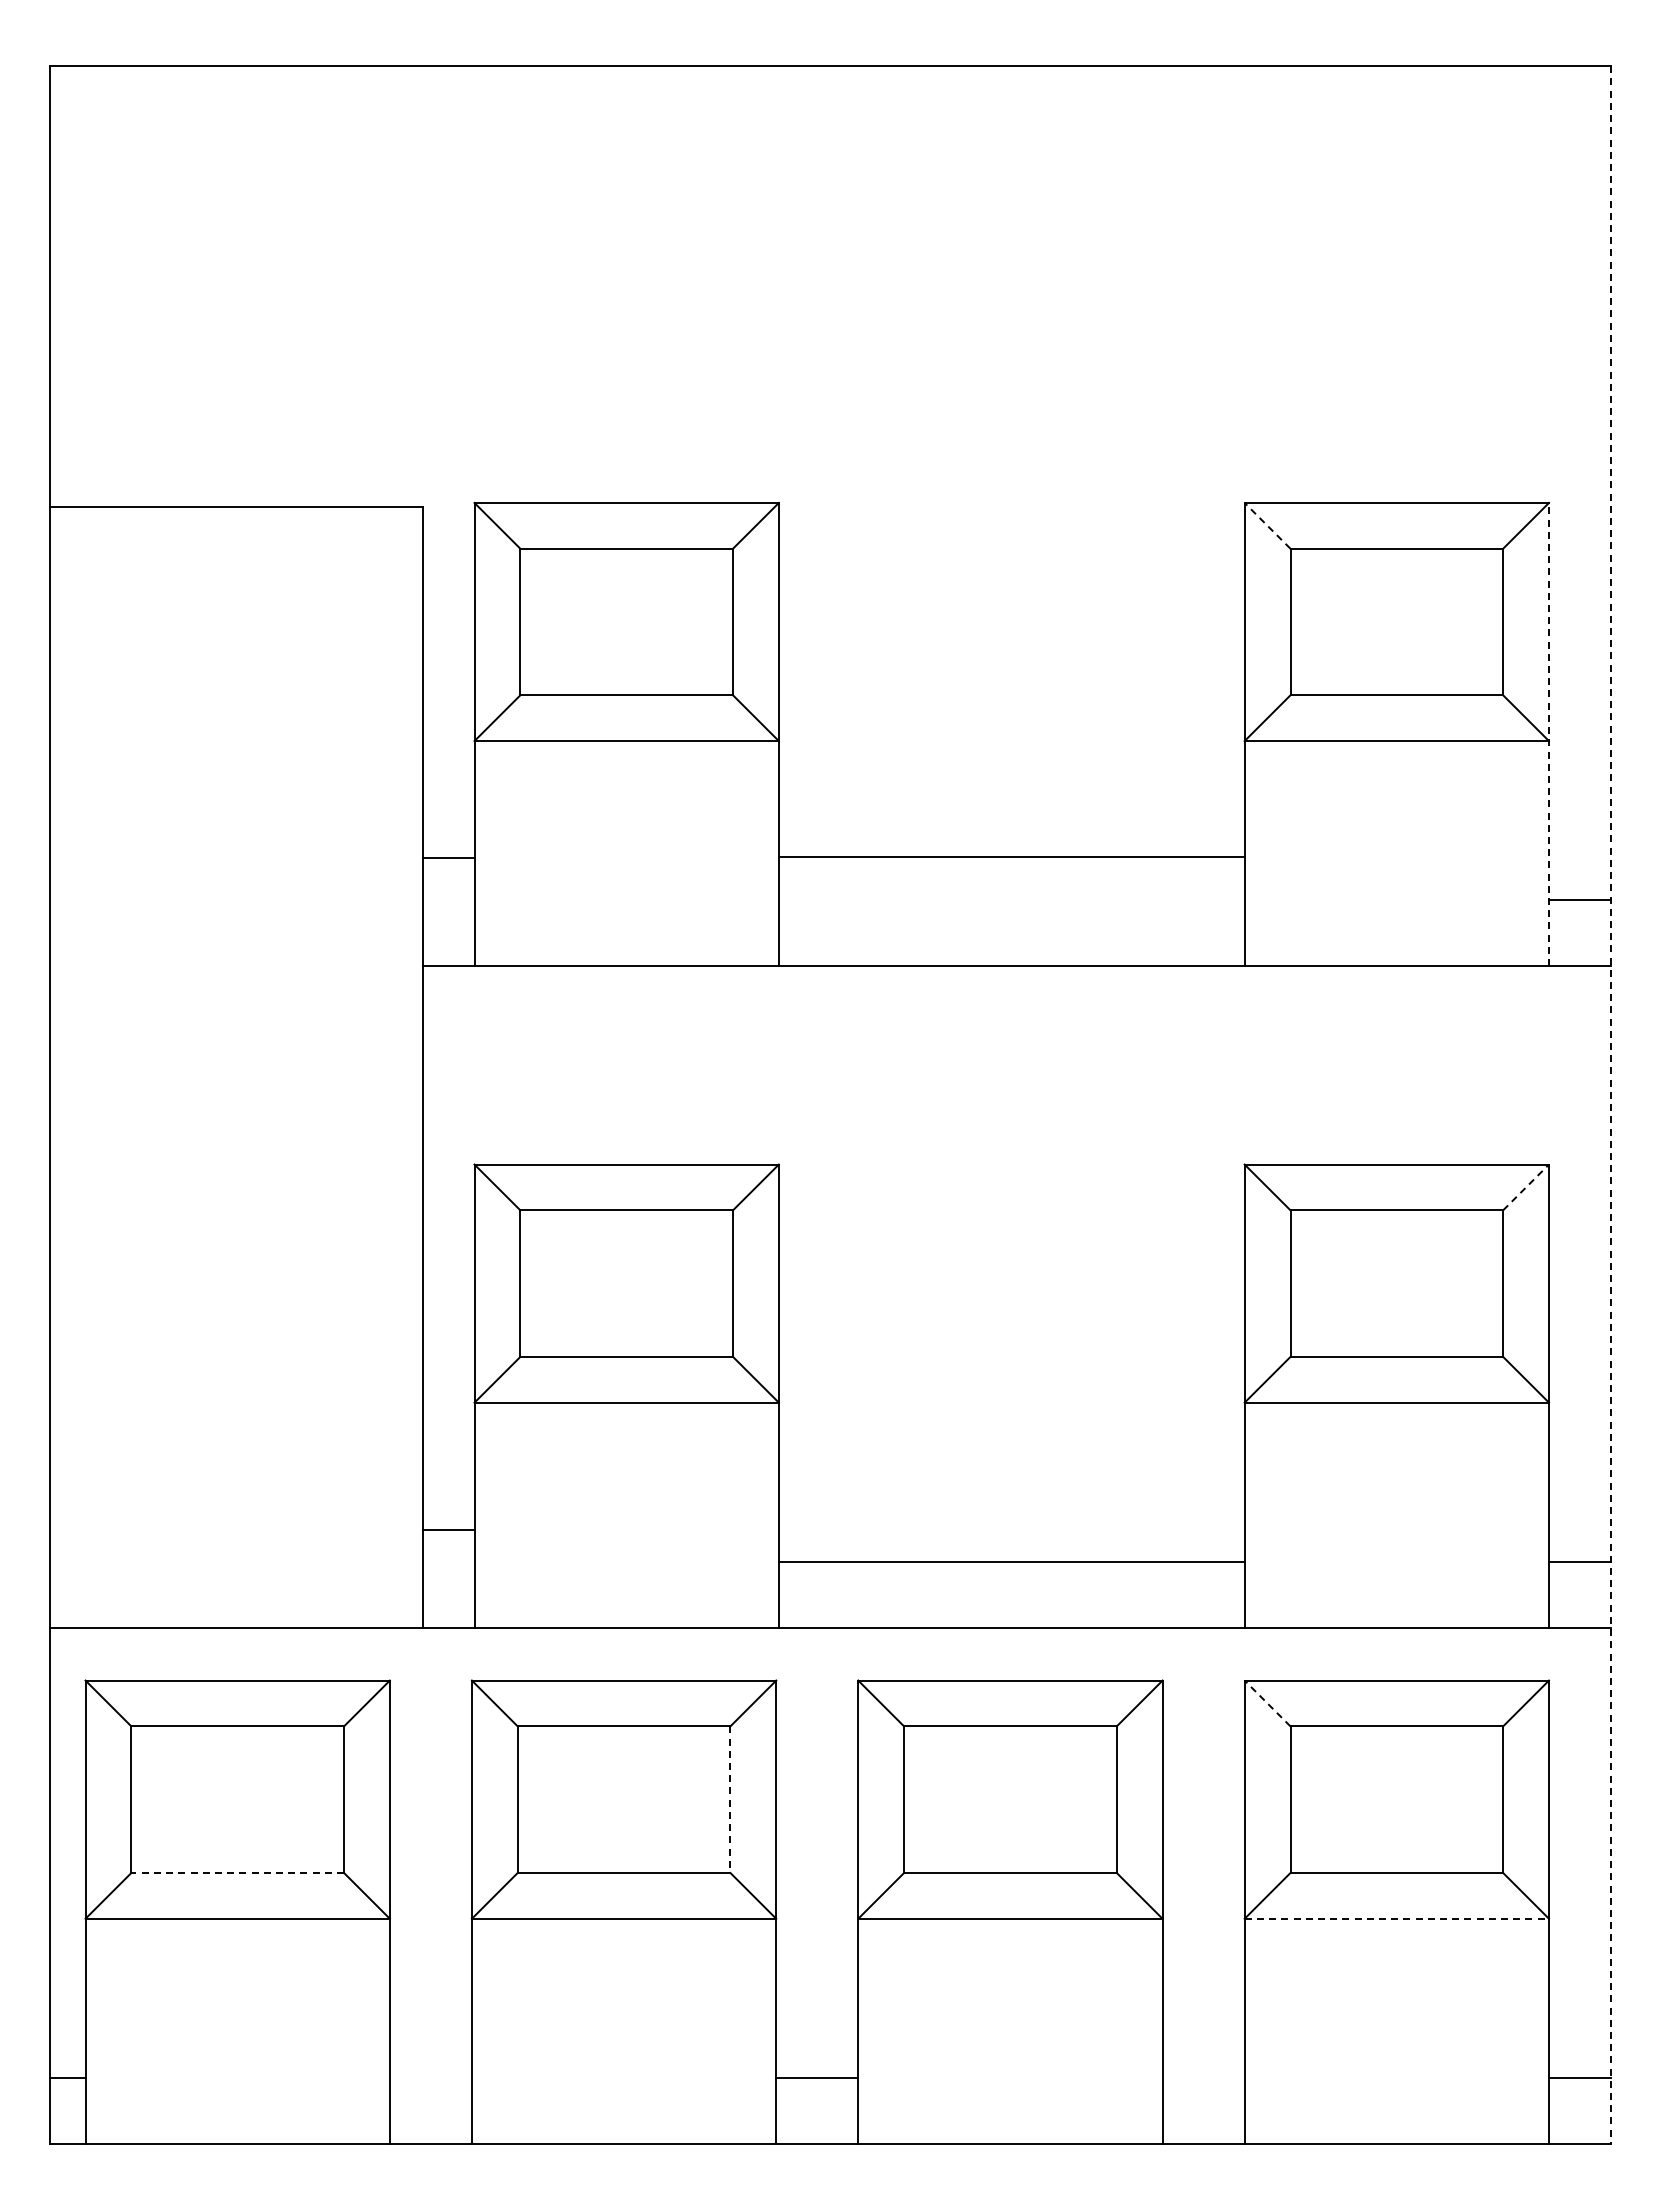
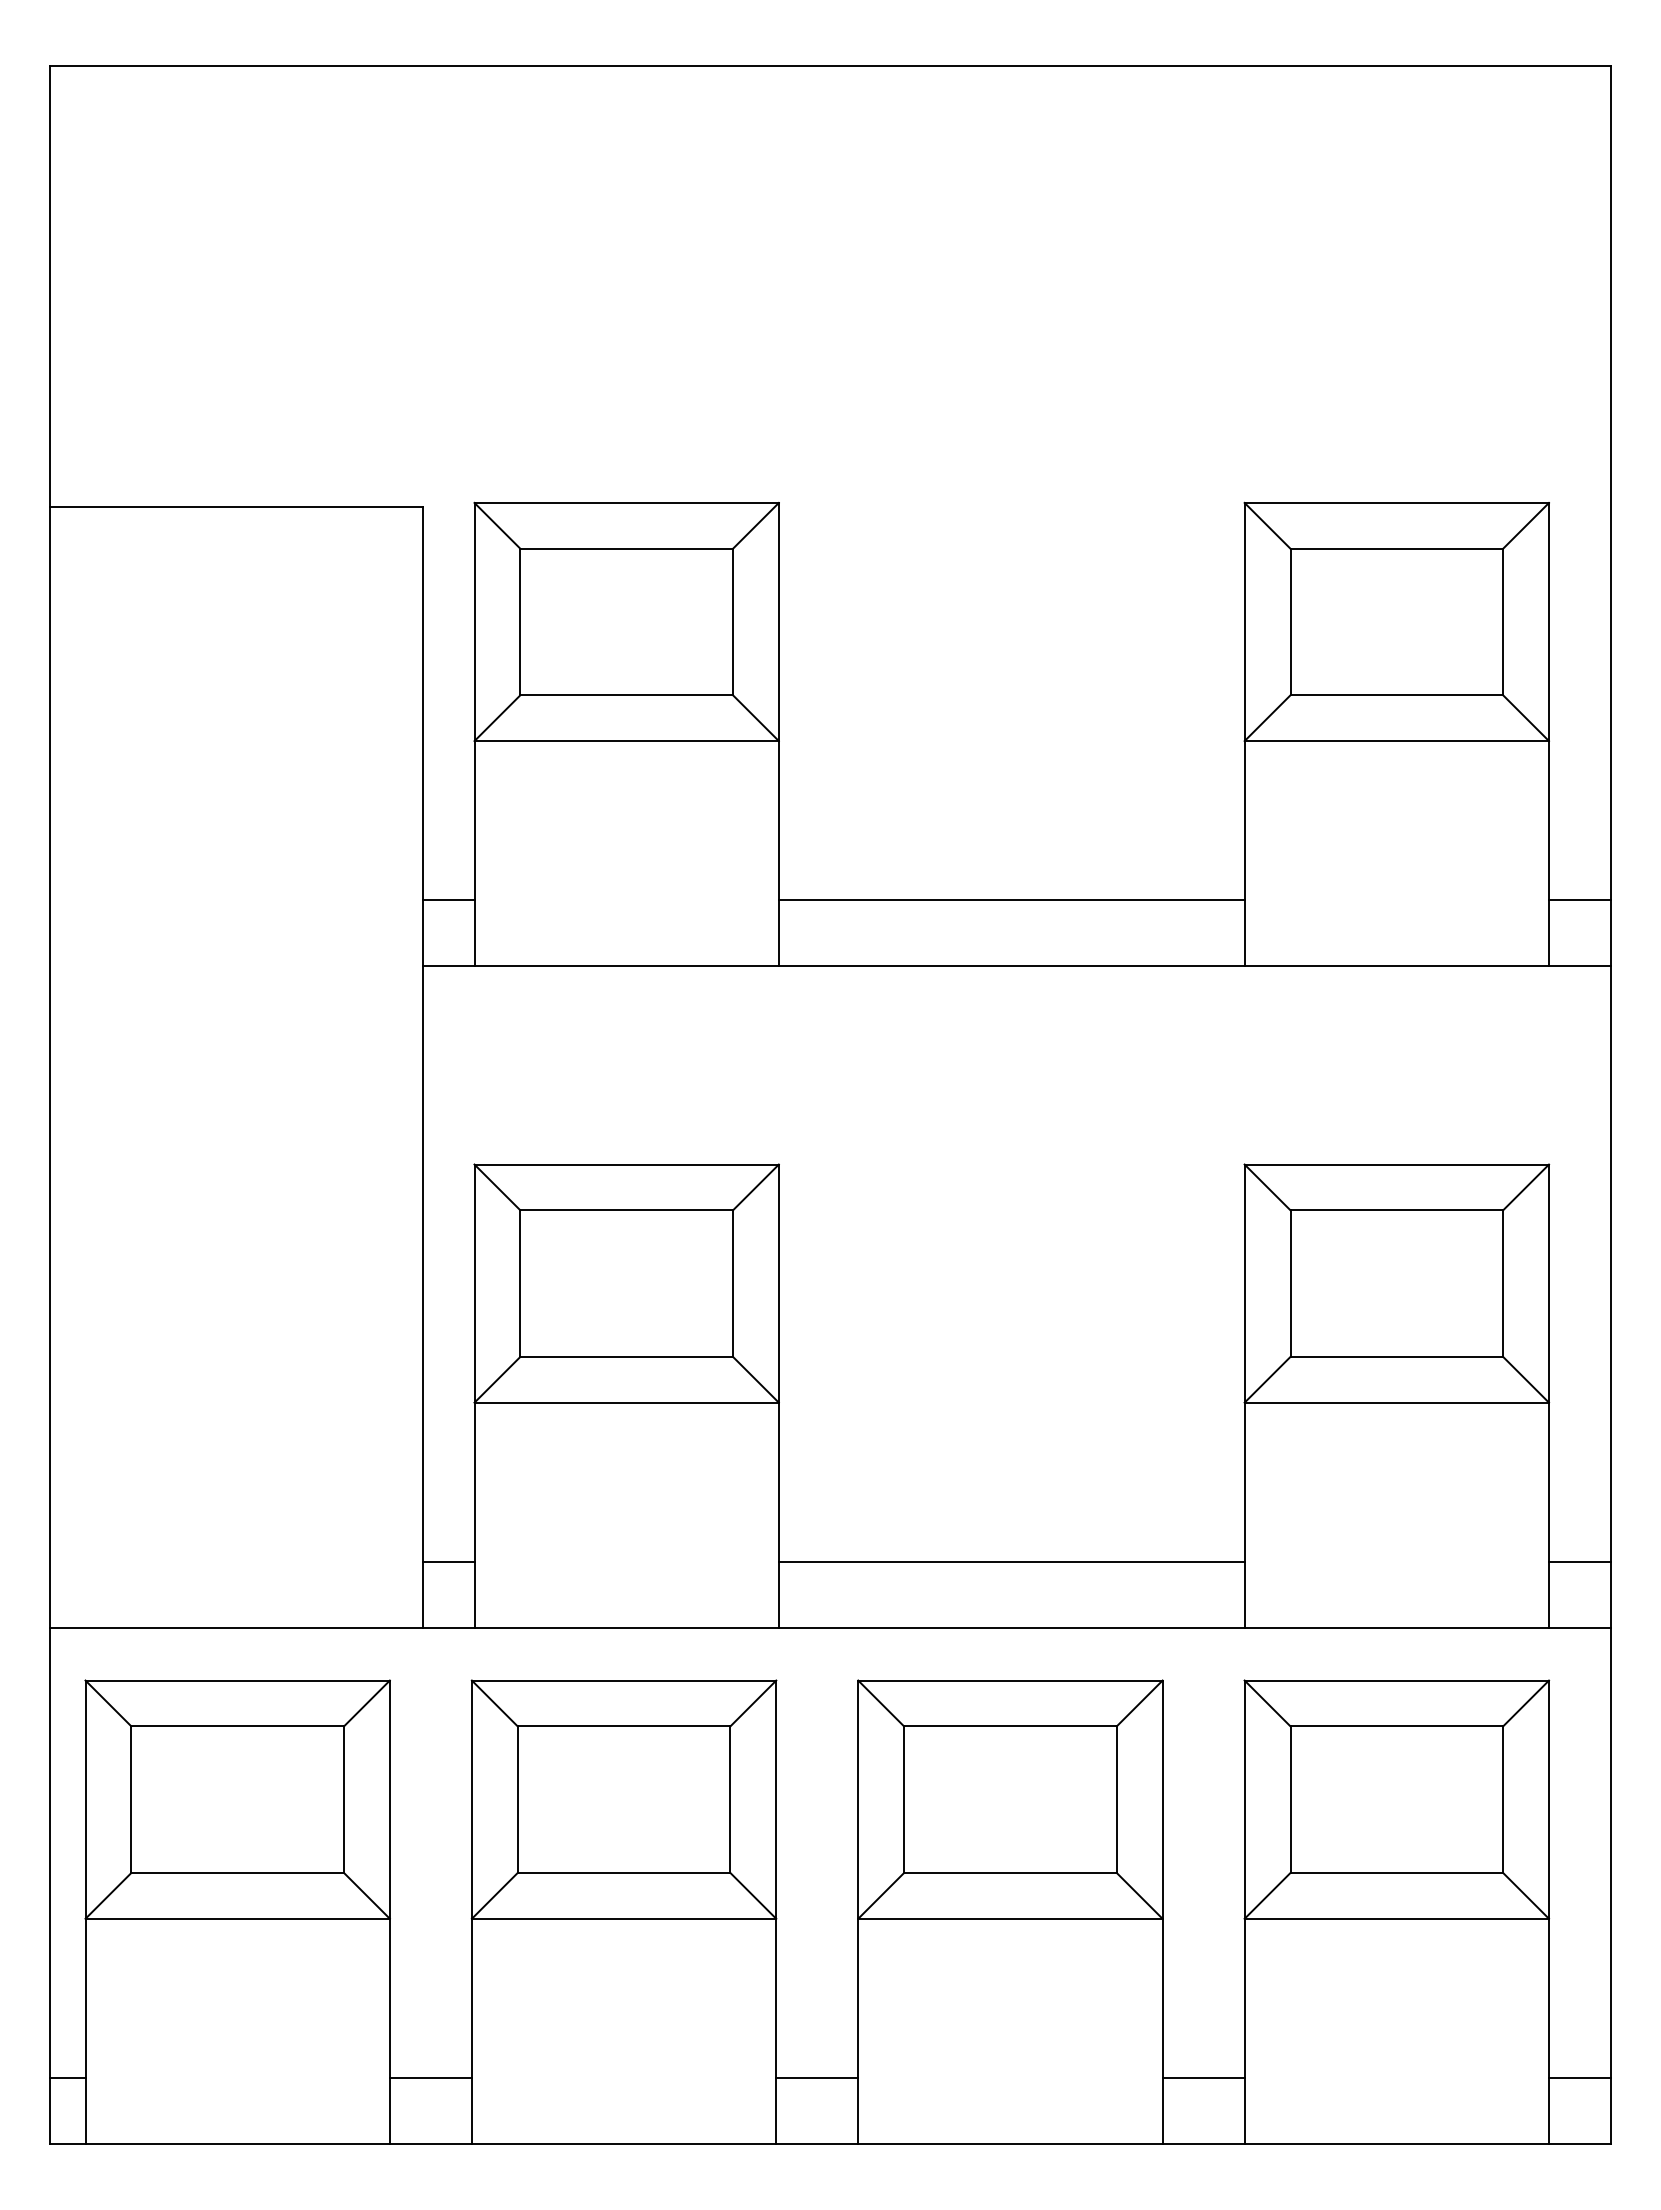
line: dashed -> solid (1267, 525)
line: dashed -> solid (1548, 734)
line position: (1011, 856) -> (1011, 899) (1011, 899)
line position: (448, 857) -> (448, 899) (448, 899)
line: dashed -> solid (1611, 1104)
line: dashed -> solid (1526, 1187)
line position: (448, 1529) -> (448, 1561) (448, 1561)
line: dashed -> solid (1267, 1703)
line: dashed -> solid (730, 1800)
line: dashed -> solid (237, 1872)
line: dashed -> solid (1397, 1918)
line: none -> present (430, 2077)
line: none -> present (1203, 2077)
